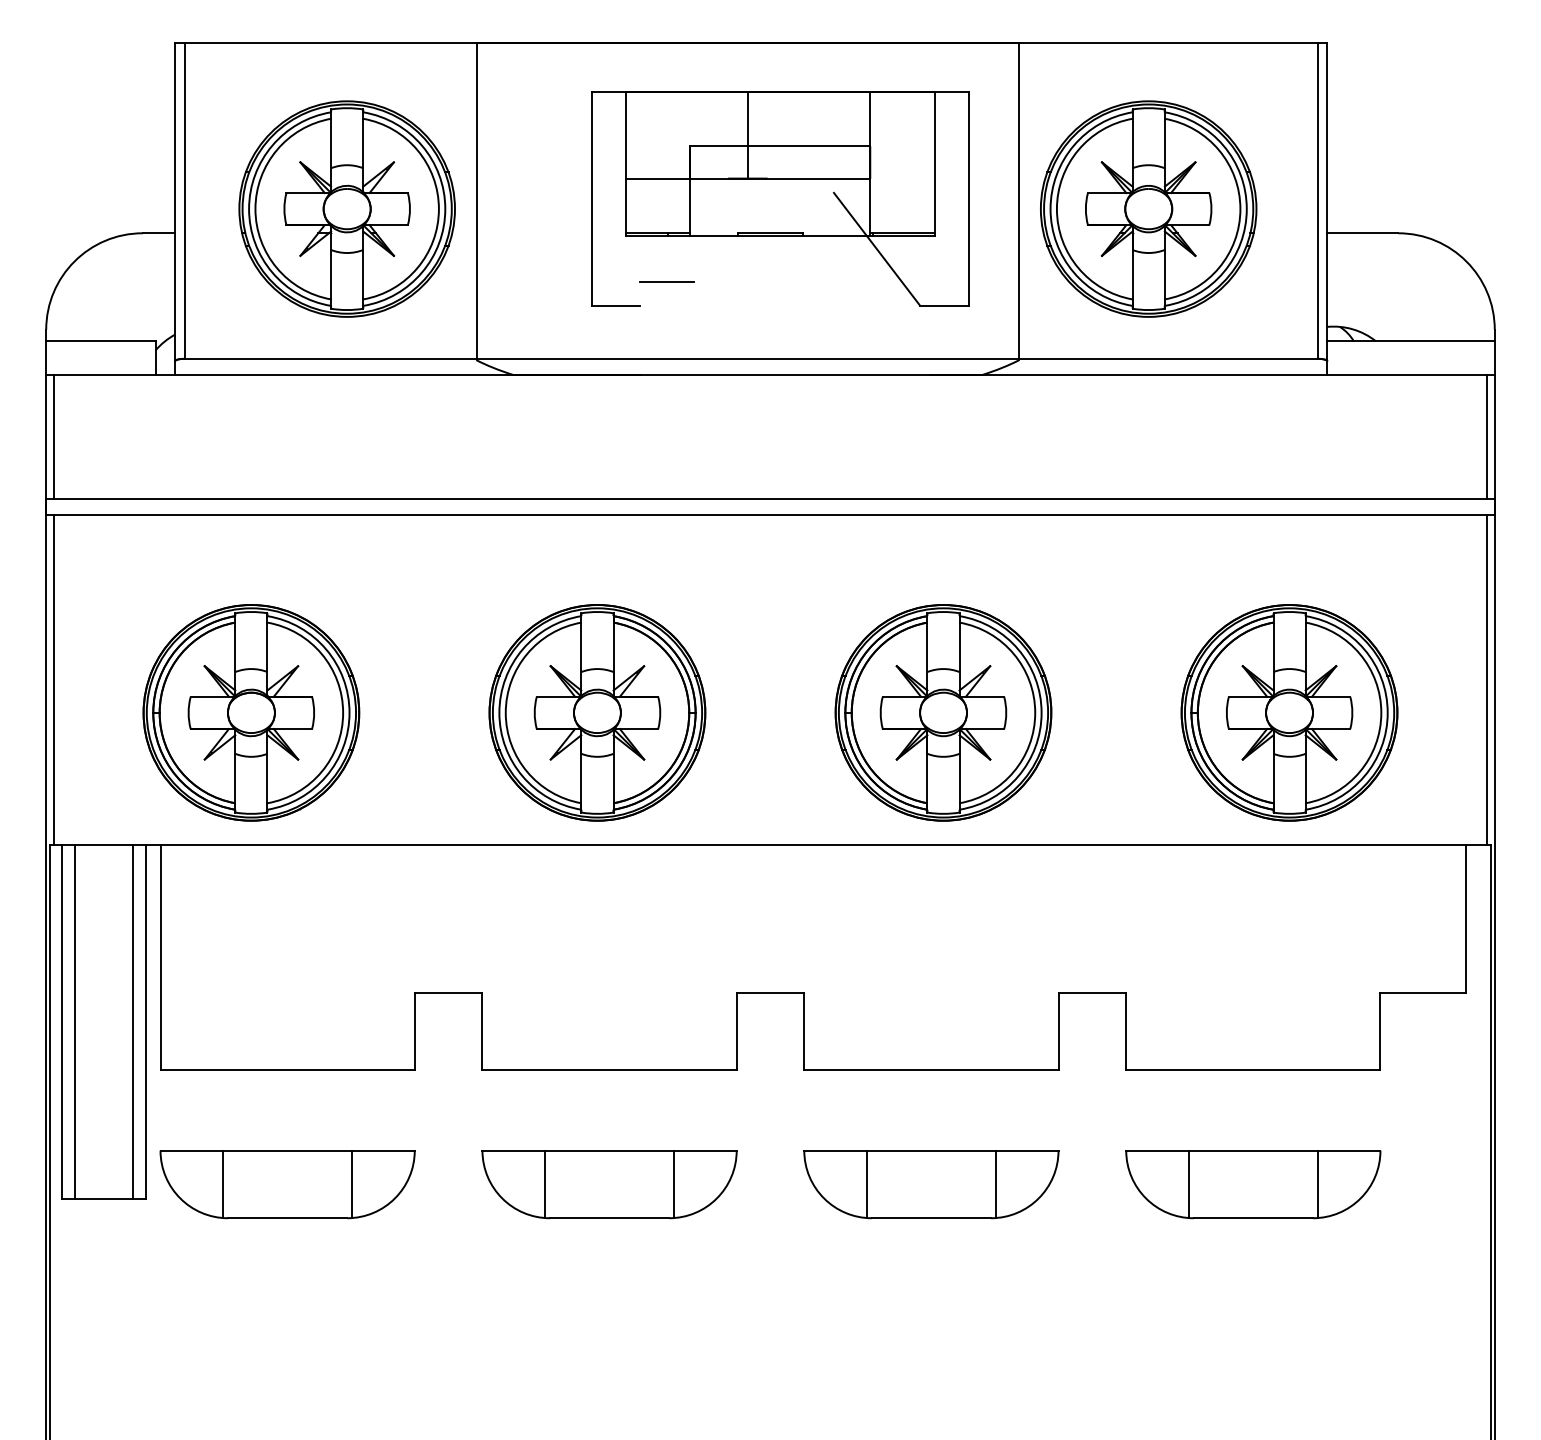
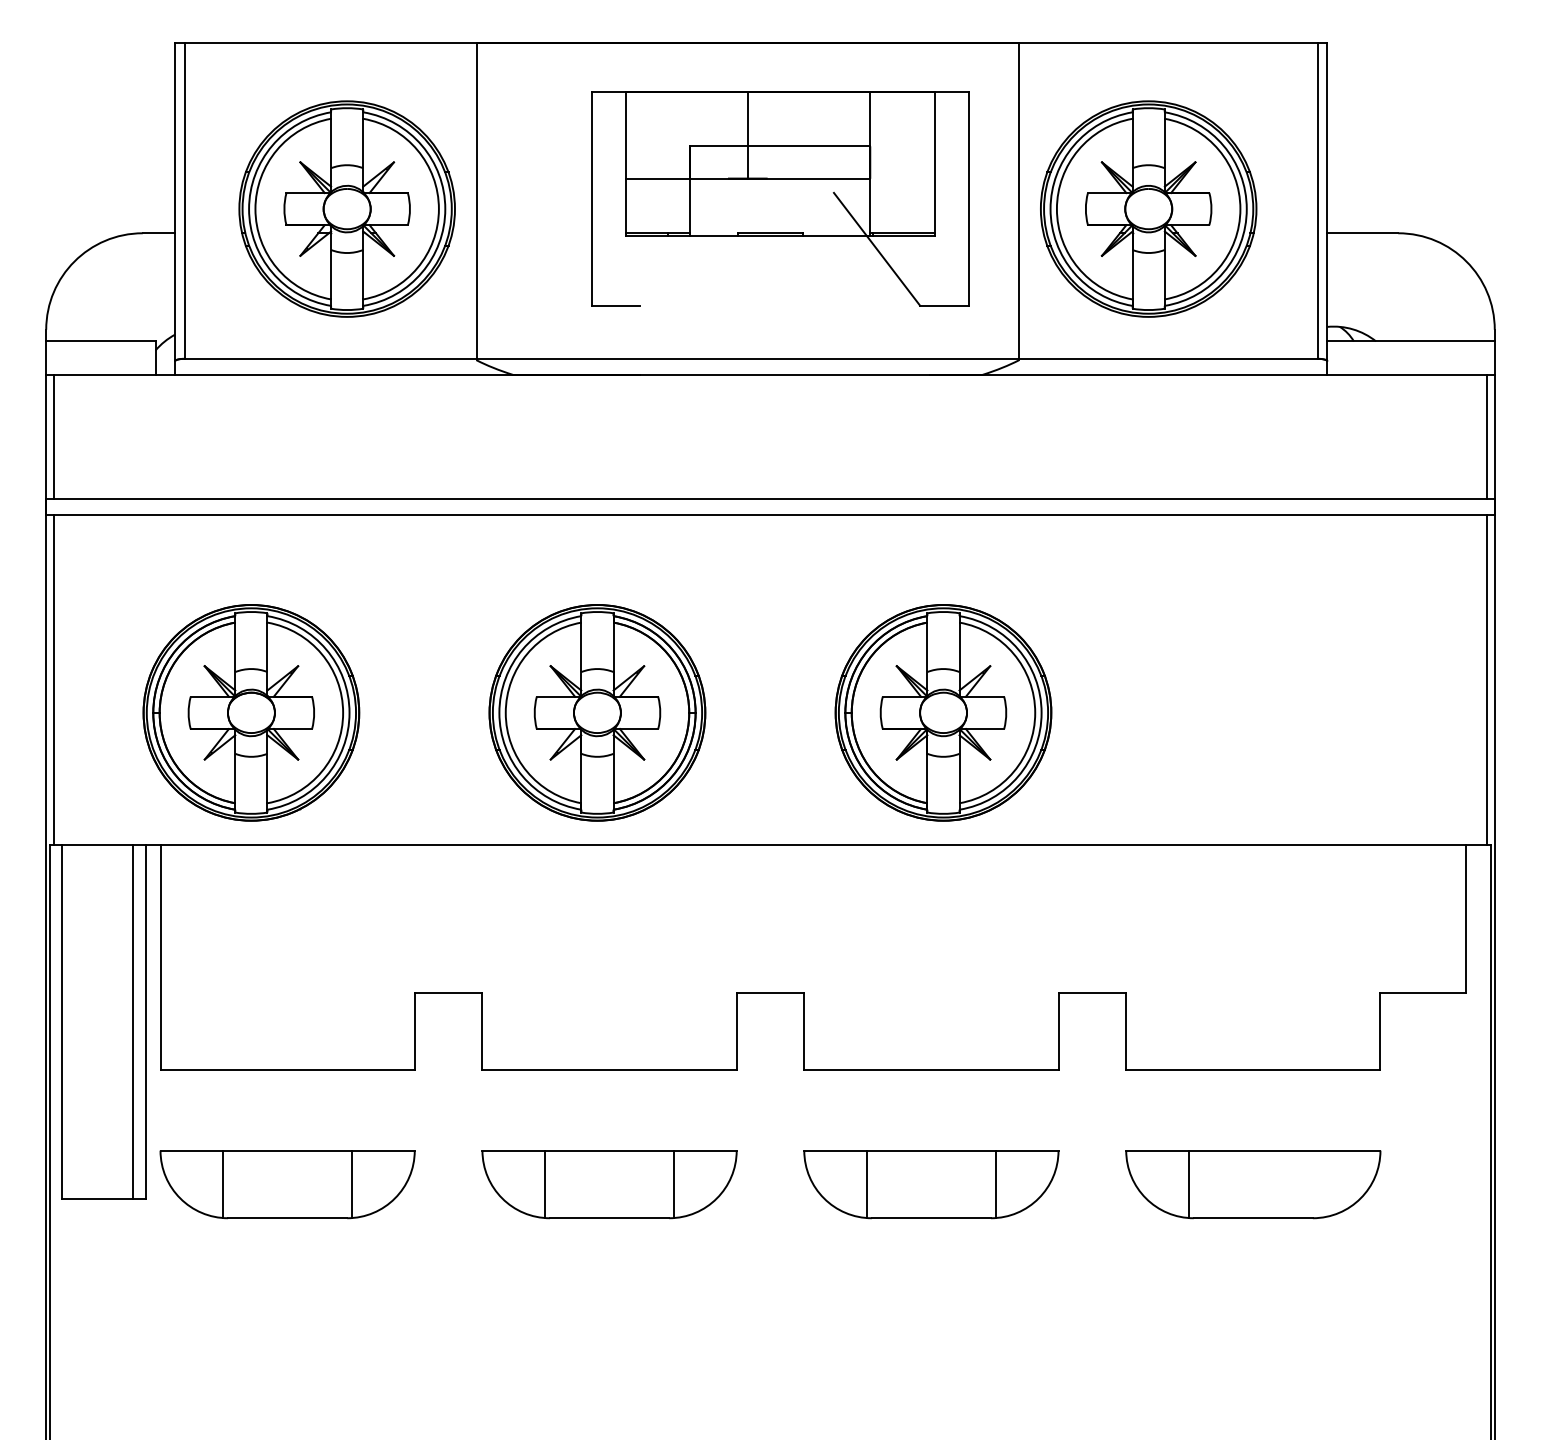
line: present -> none (666, 281)
part: present -> none (1289, 712)
line: present -> none (75, 1021)
line: present -> none (1317, 1184)
